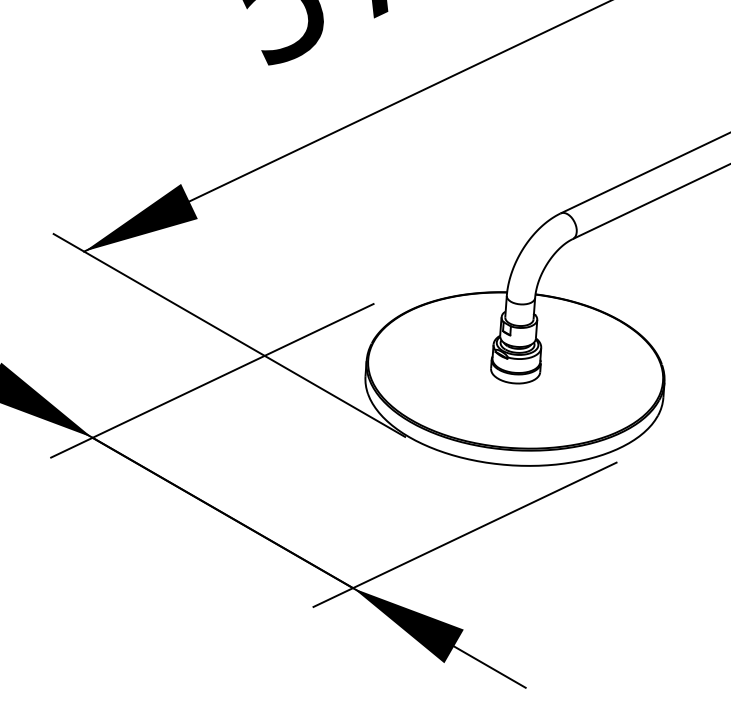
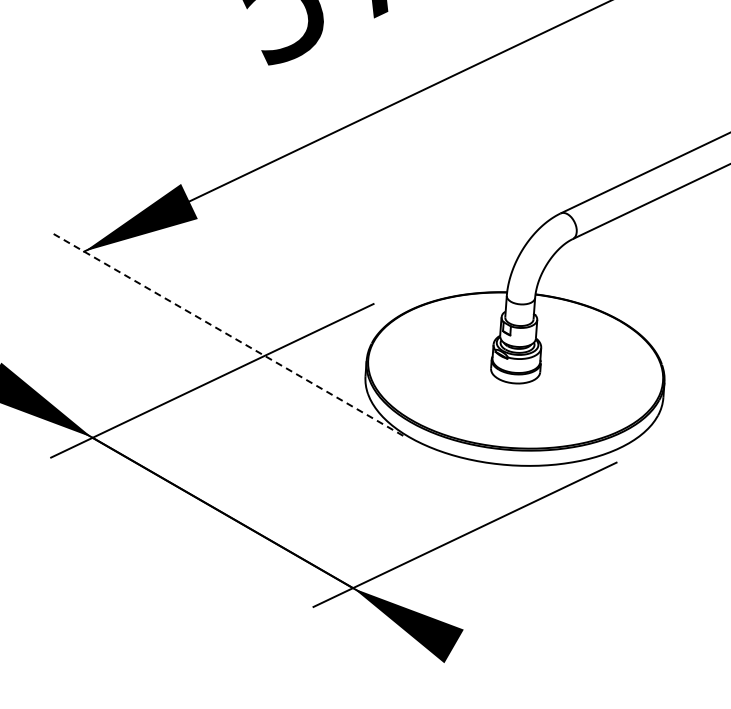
line: solid -> dashed (229, 335)
line: present -> none (489, 666)
